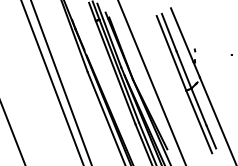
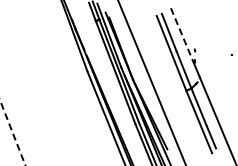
line: solid -> dashed (182, 35)
line: present -> none (51, 82)
line: present -> none (60, 82)
line: solid -> dashed (12, 133)
